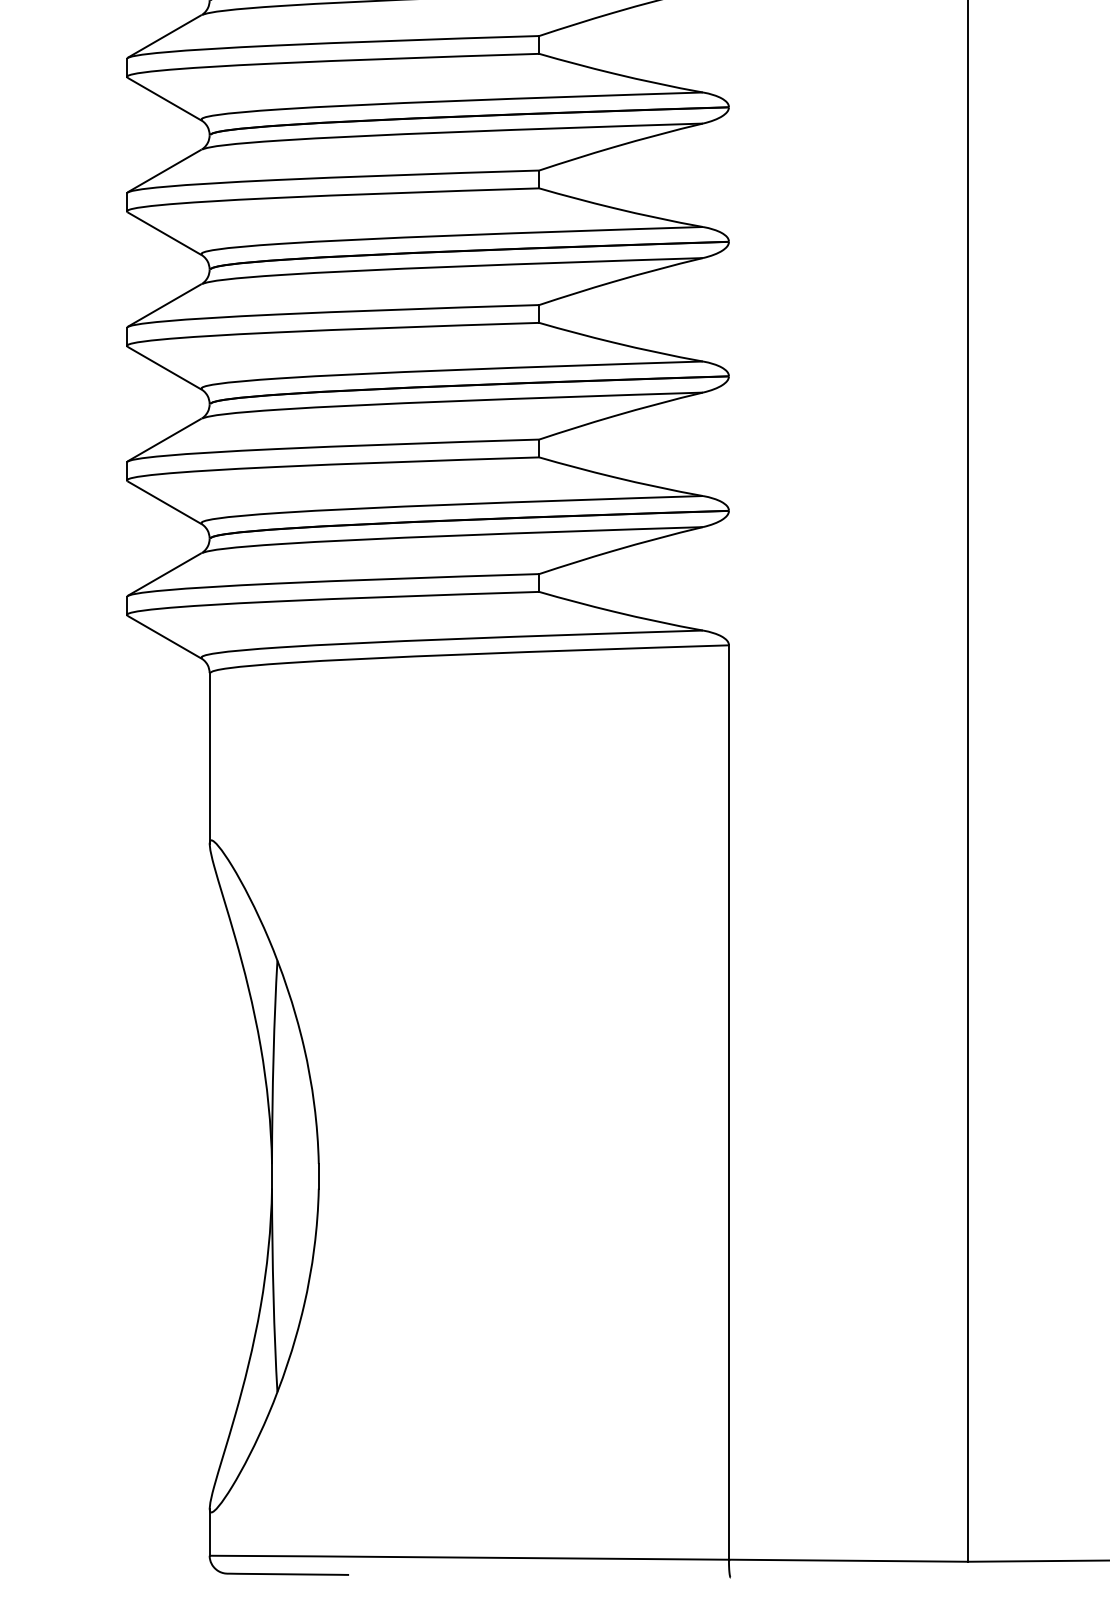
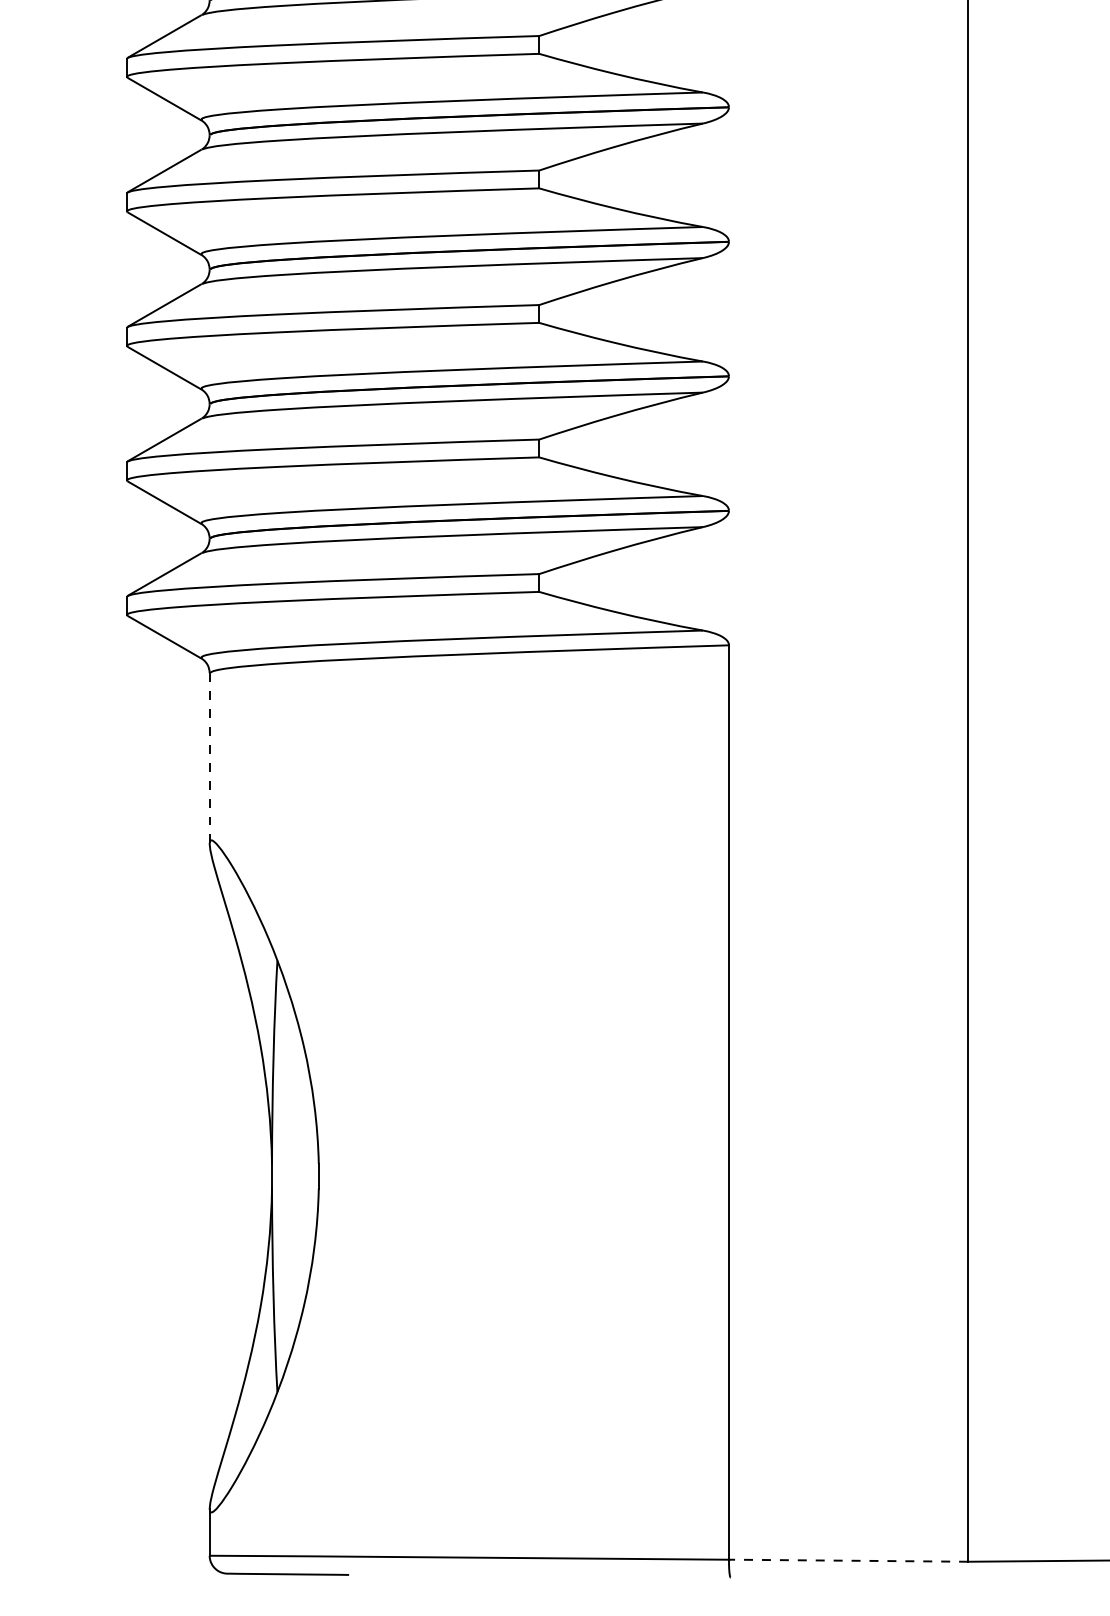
line: solid -> dashed (209, 759)
line: solid -> dashed (848, 1560)
